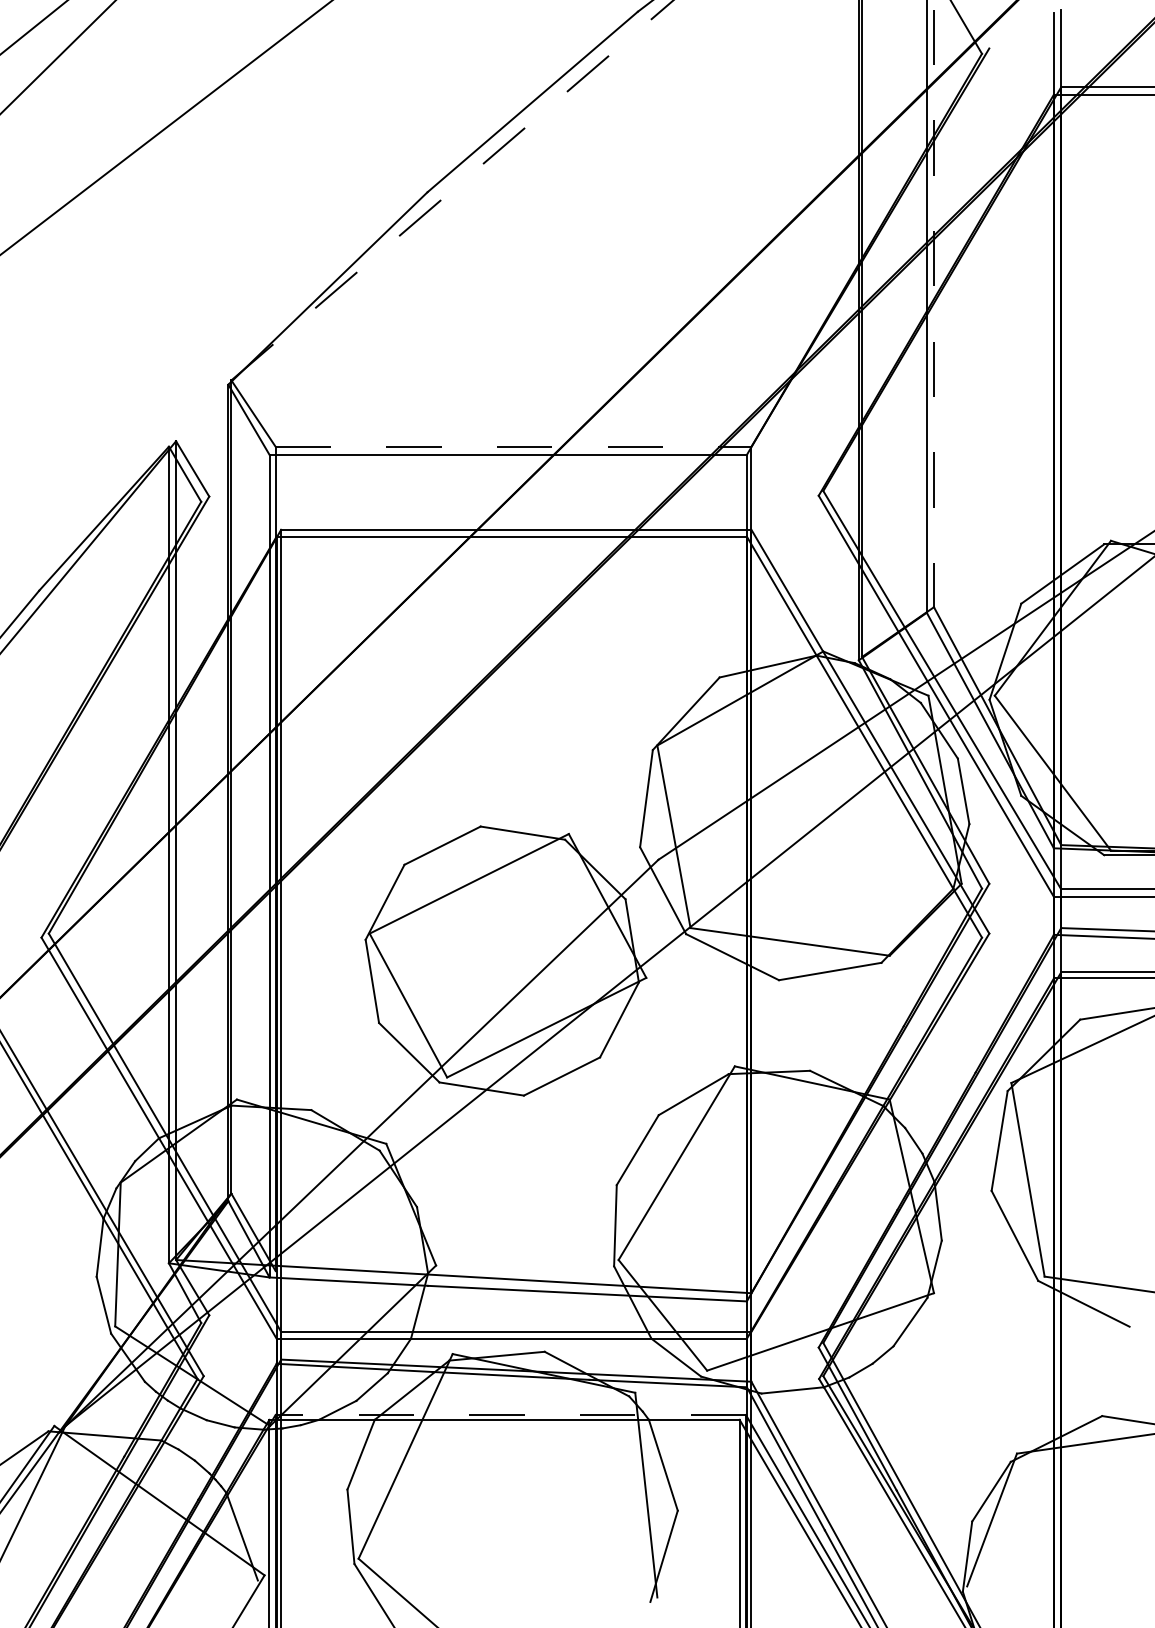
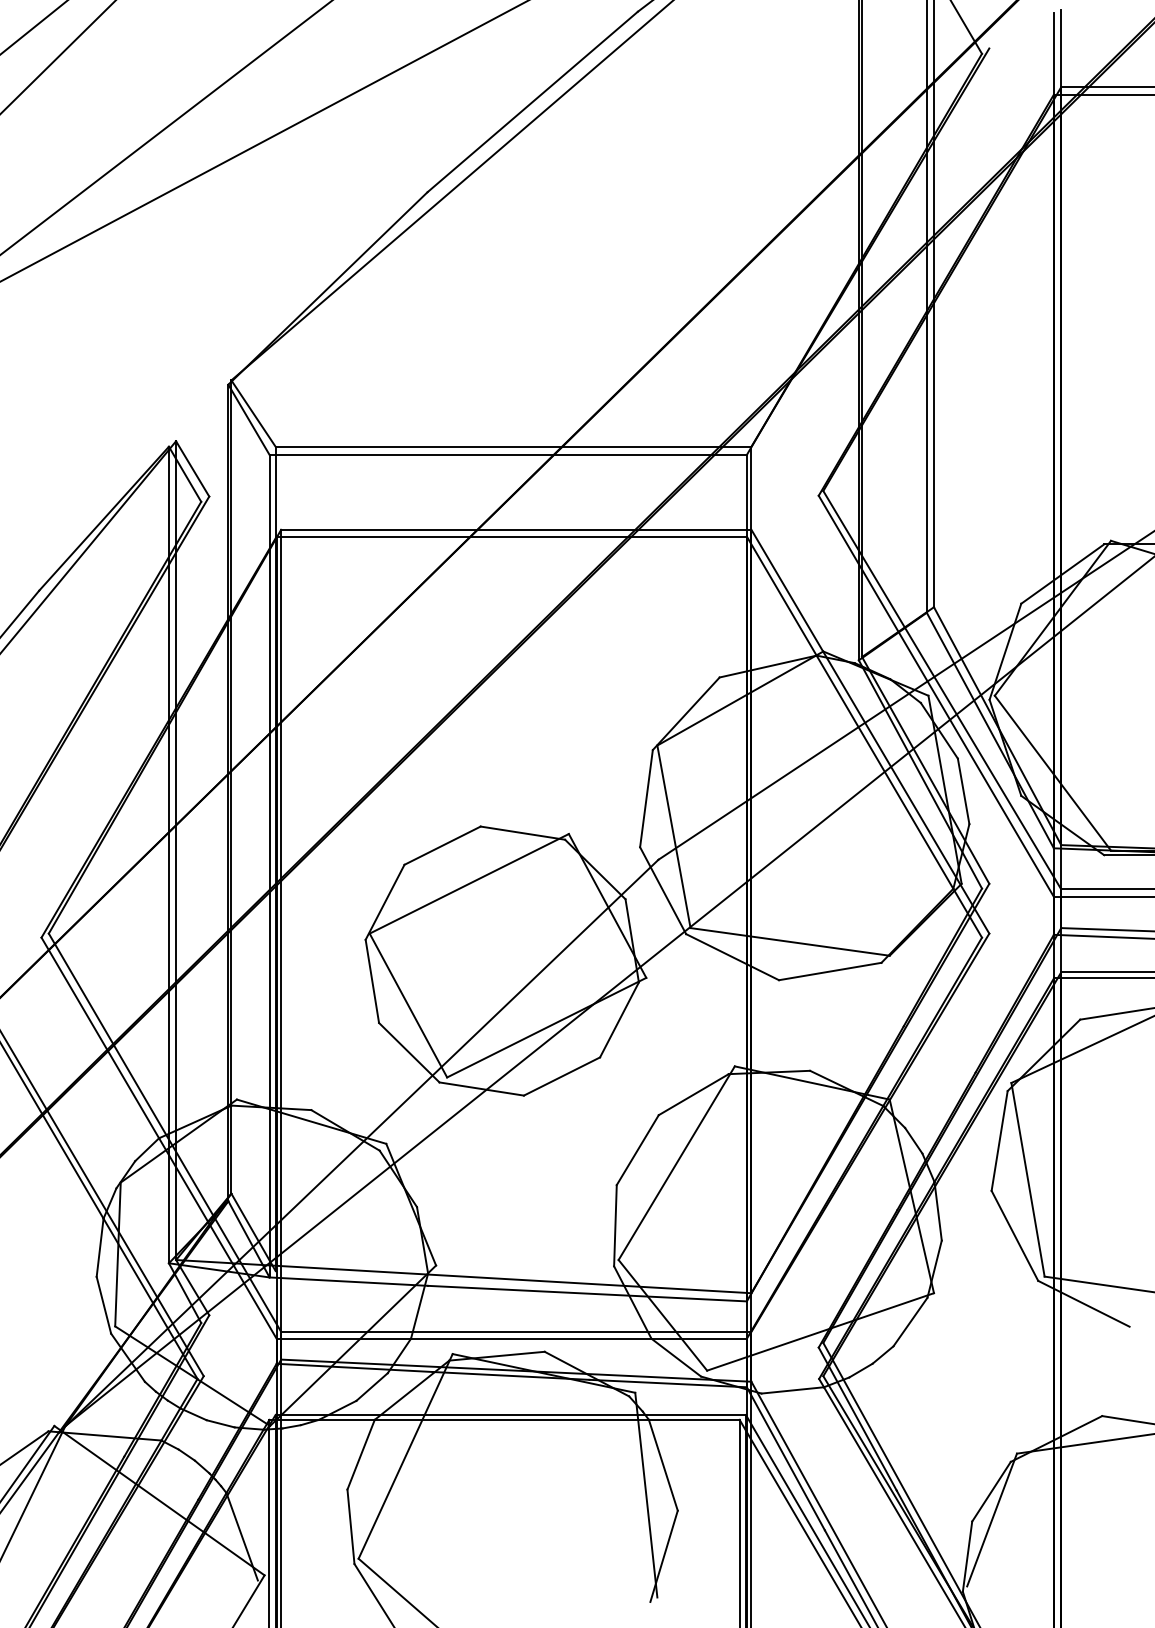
line: none -> present (263, 141)
line: dashed -> solid (452, 190)
line: dashed -> solid (933, 304)
line: dashed -> solid (513, 446)
line: dashed -> solid (510, 1414)
